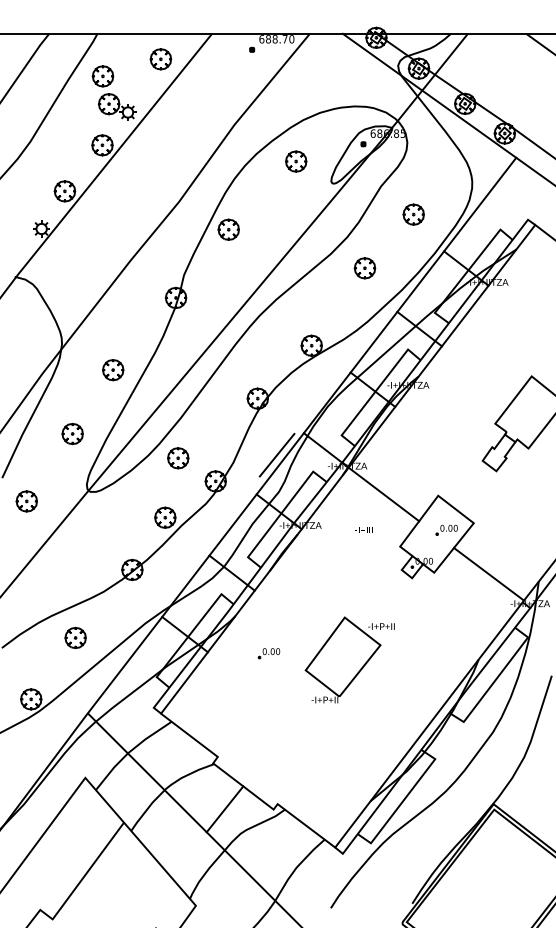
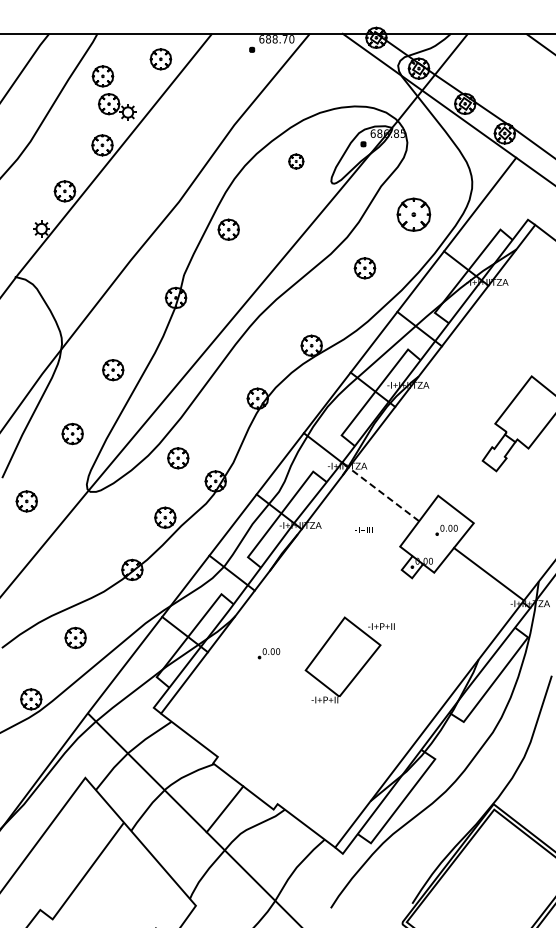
part size: 23x23 px -> 17x17 px (296, 161)
part size: 23x23 px -> 36x35 px (413, 214)
line: present -> none (276, 454)
line: solid -> dashed (383, 494)
